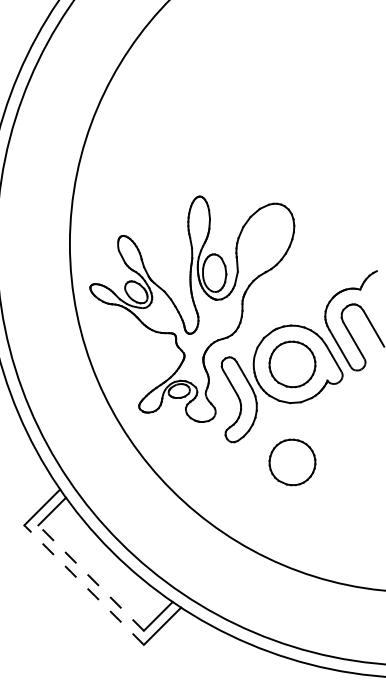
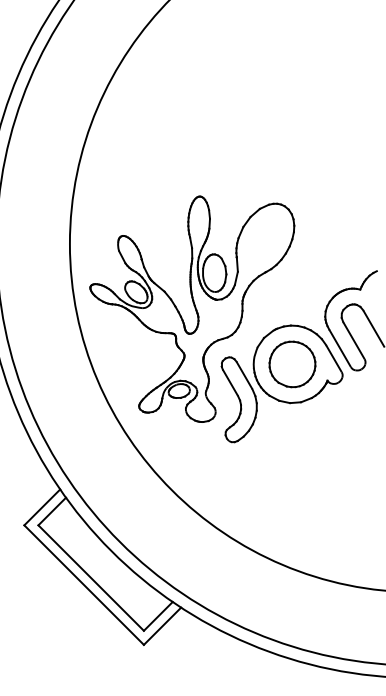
part: present -> none (292, 462)
line: dashed -> solid (91, 578)
line: dashed -> solid (84, 585)
